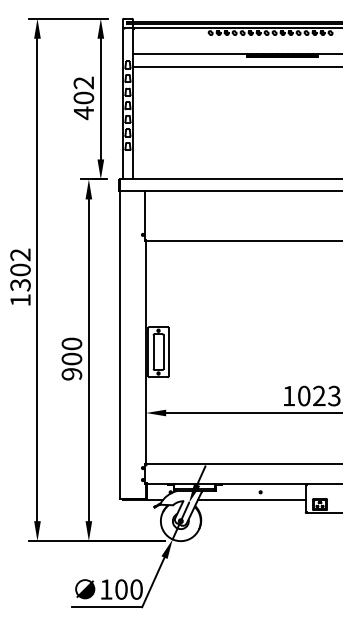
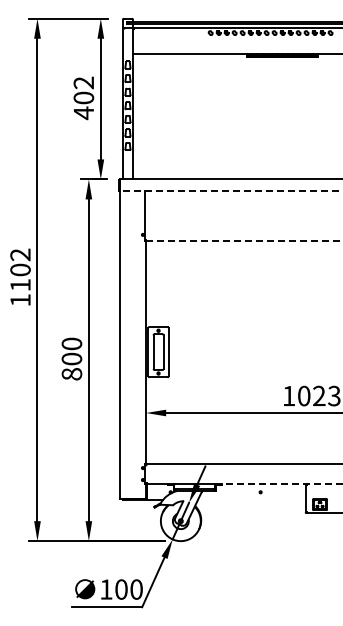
line: present -> none (235, 67)
line: solid -> dashed (230, 191)
line: solid -> dashed (244, 240)
text: 1302 -> 1102 (20, 285)
text: 900 -> 800 (71, 374)
line: solid -> dashed (278, 484)
line: present -> none (251, 499)
